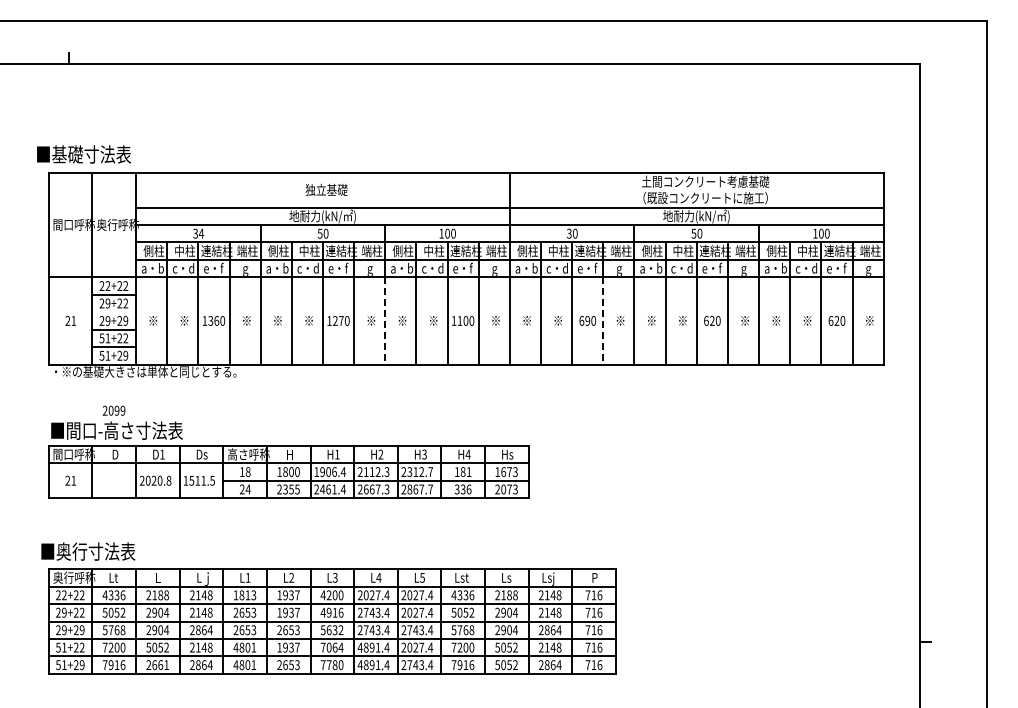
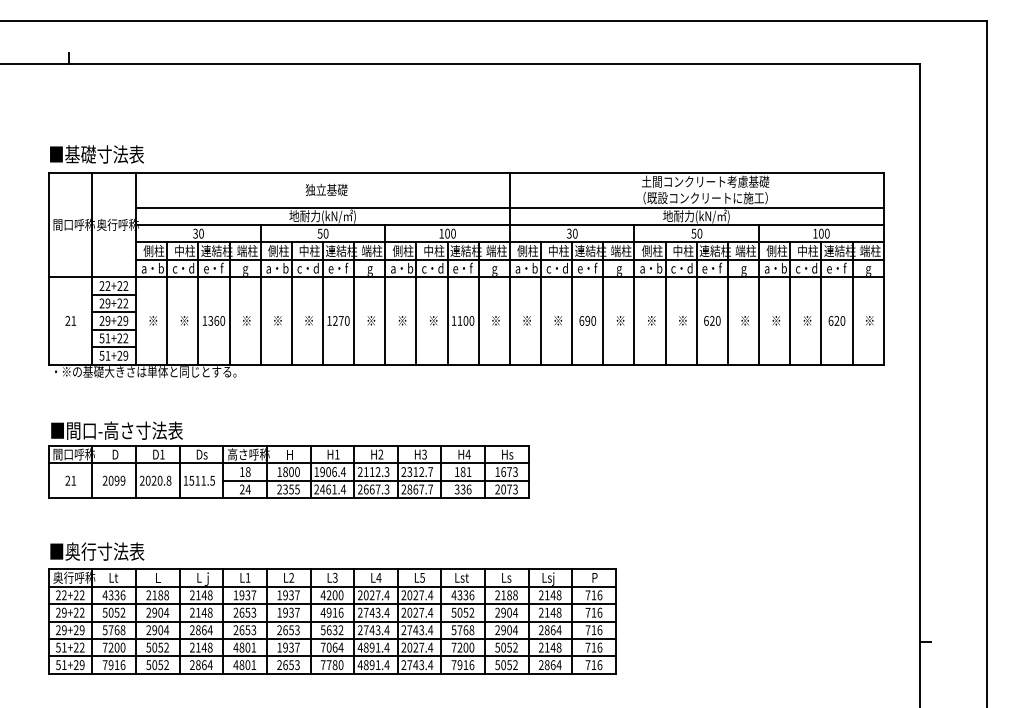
text position: (83, 154) -> (96, 154) (96, 154)
text: 34 -> 30 (201, 233)
line: none -> present (114, 312)
line: dashed -> solid (385, 320)
line: dashed -> solid (603, 320)
text position: (113, 410) -> (113, 480) (113, 480)
text position: (88, 551) -> (97, 551) (97, 551)
text: 1813 -> 1937 (247, 595)
text: 2661 -> 5052 (157, 665)
